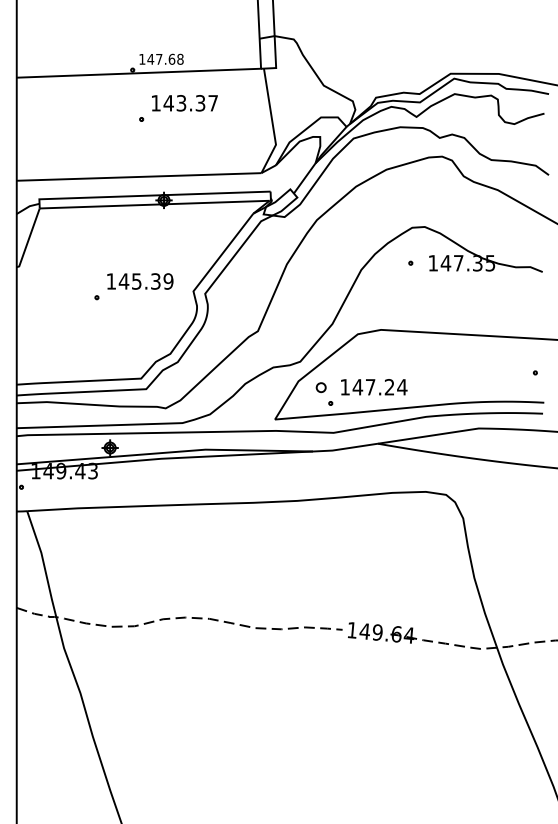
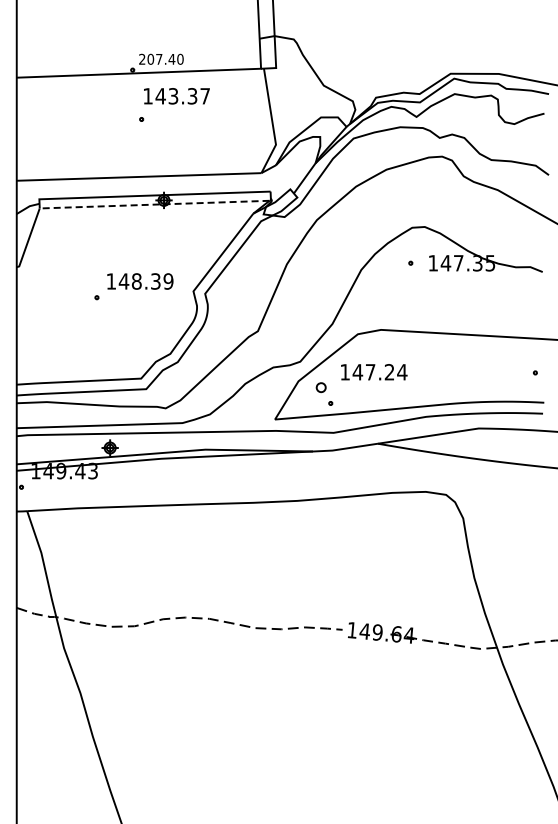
text: 147.68 -> 207.40 (161, 58)
text position: (184, 103) -> (176, 96) (176, 96)
line: solid -> dashed (154, 204)
text: 145.39 -> 148.39 (136, 281)
text position: (374, 387) -> (374, 372) (374, 372)
